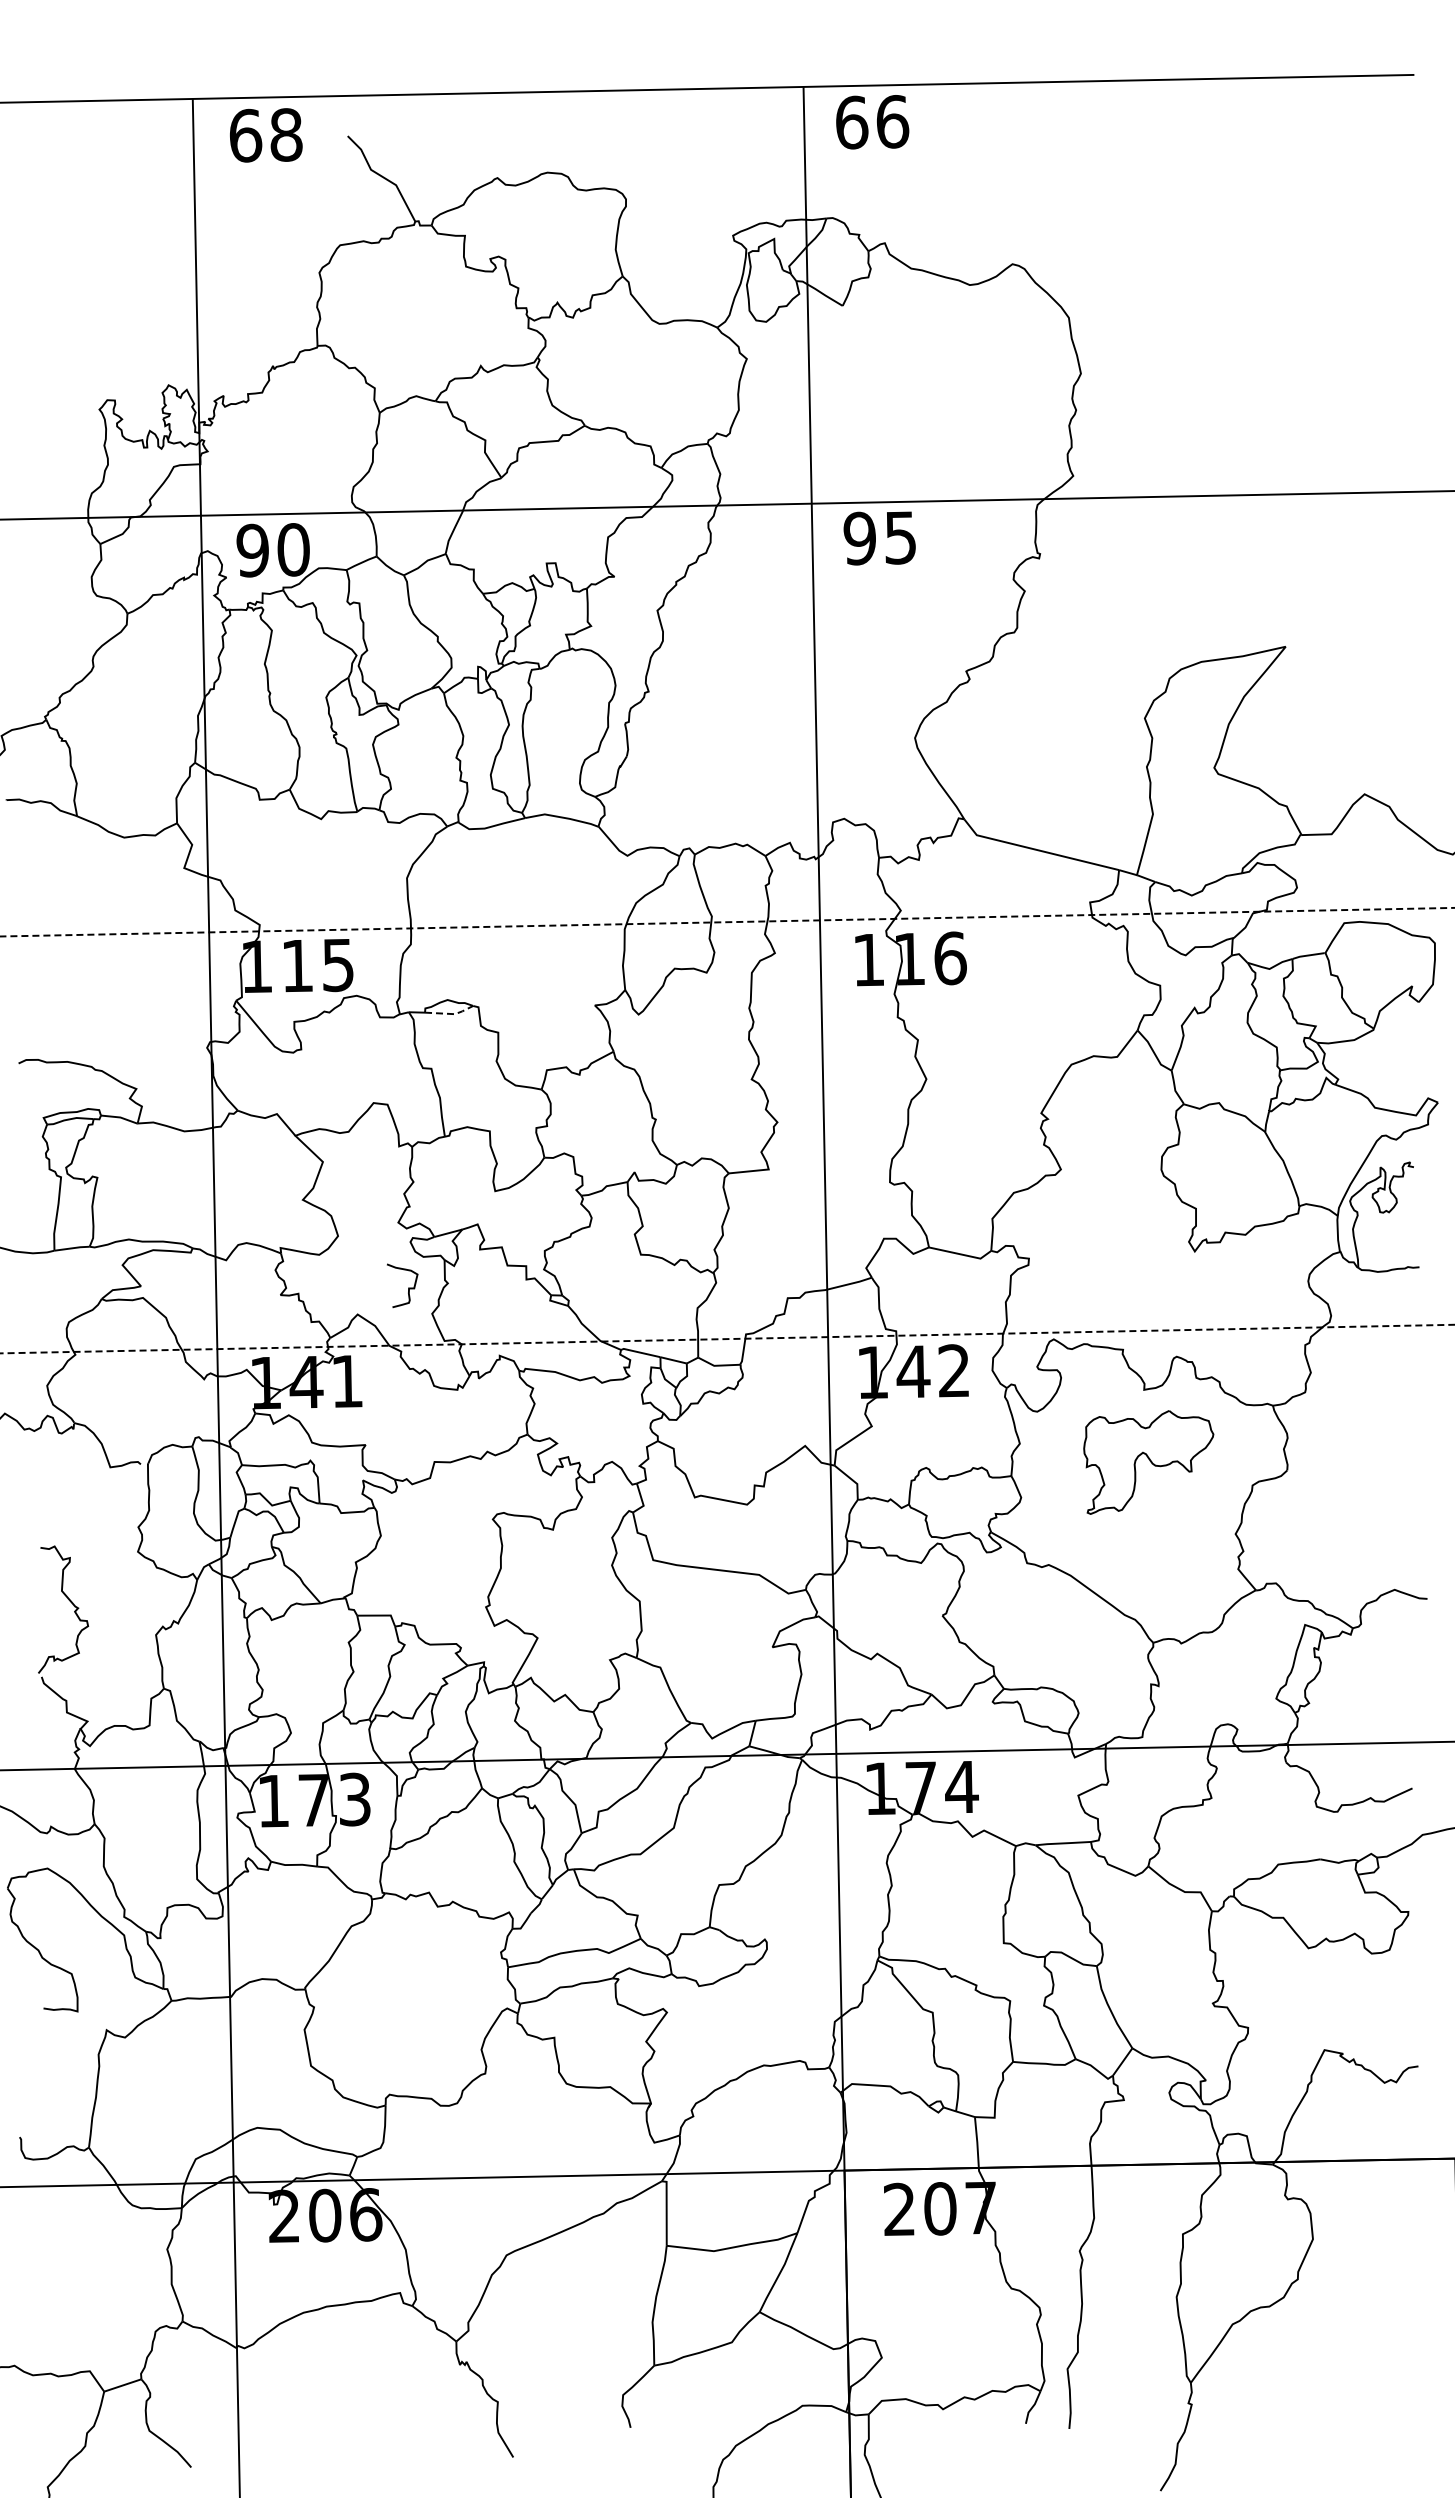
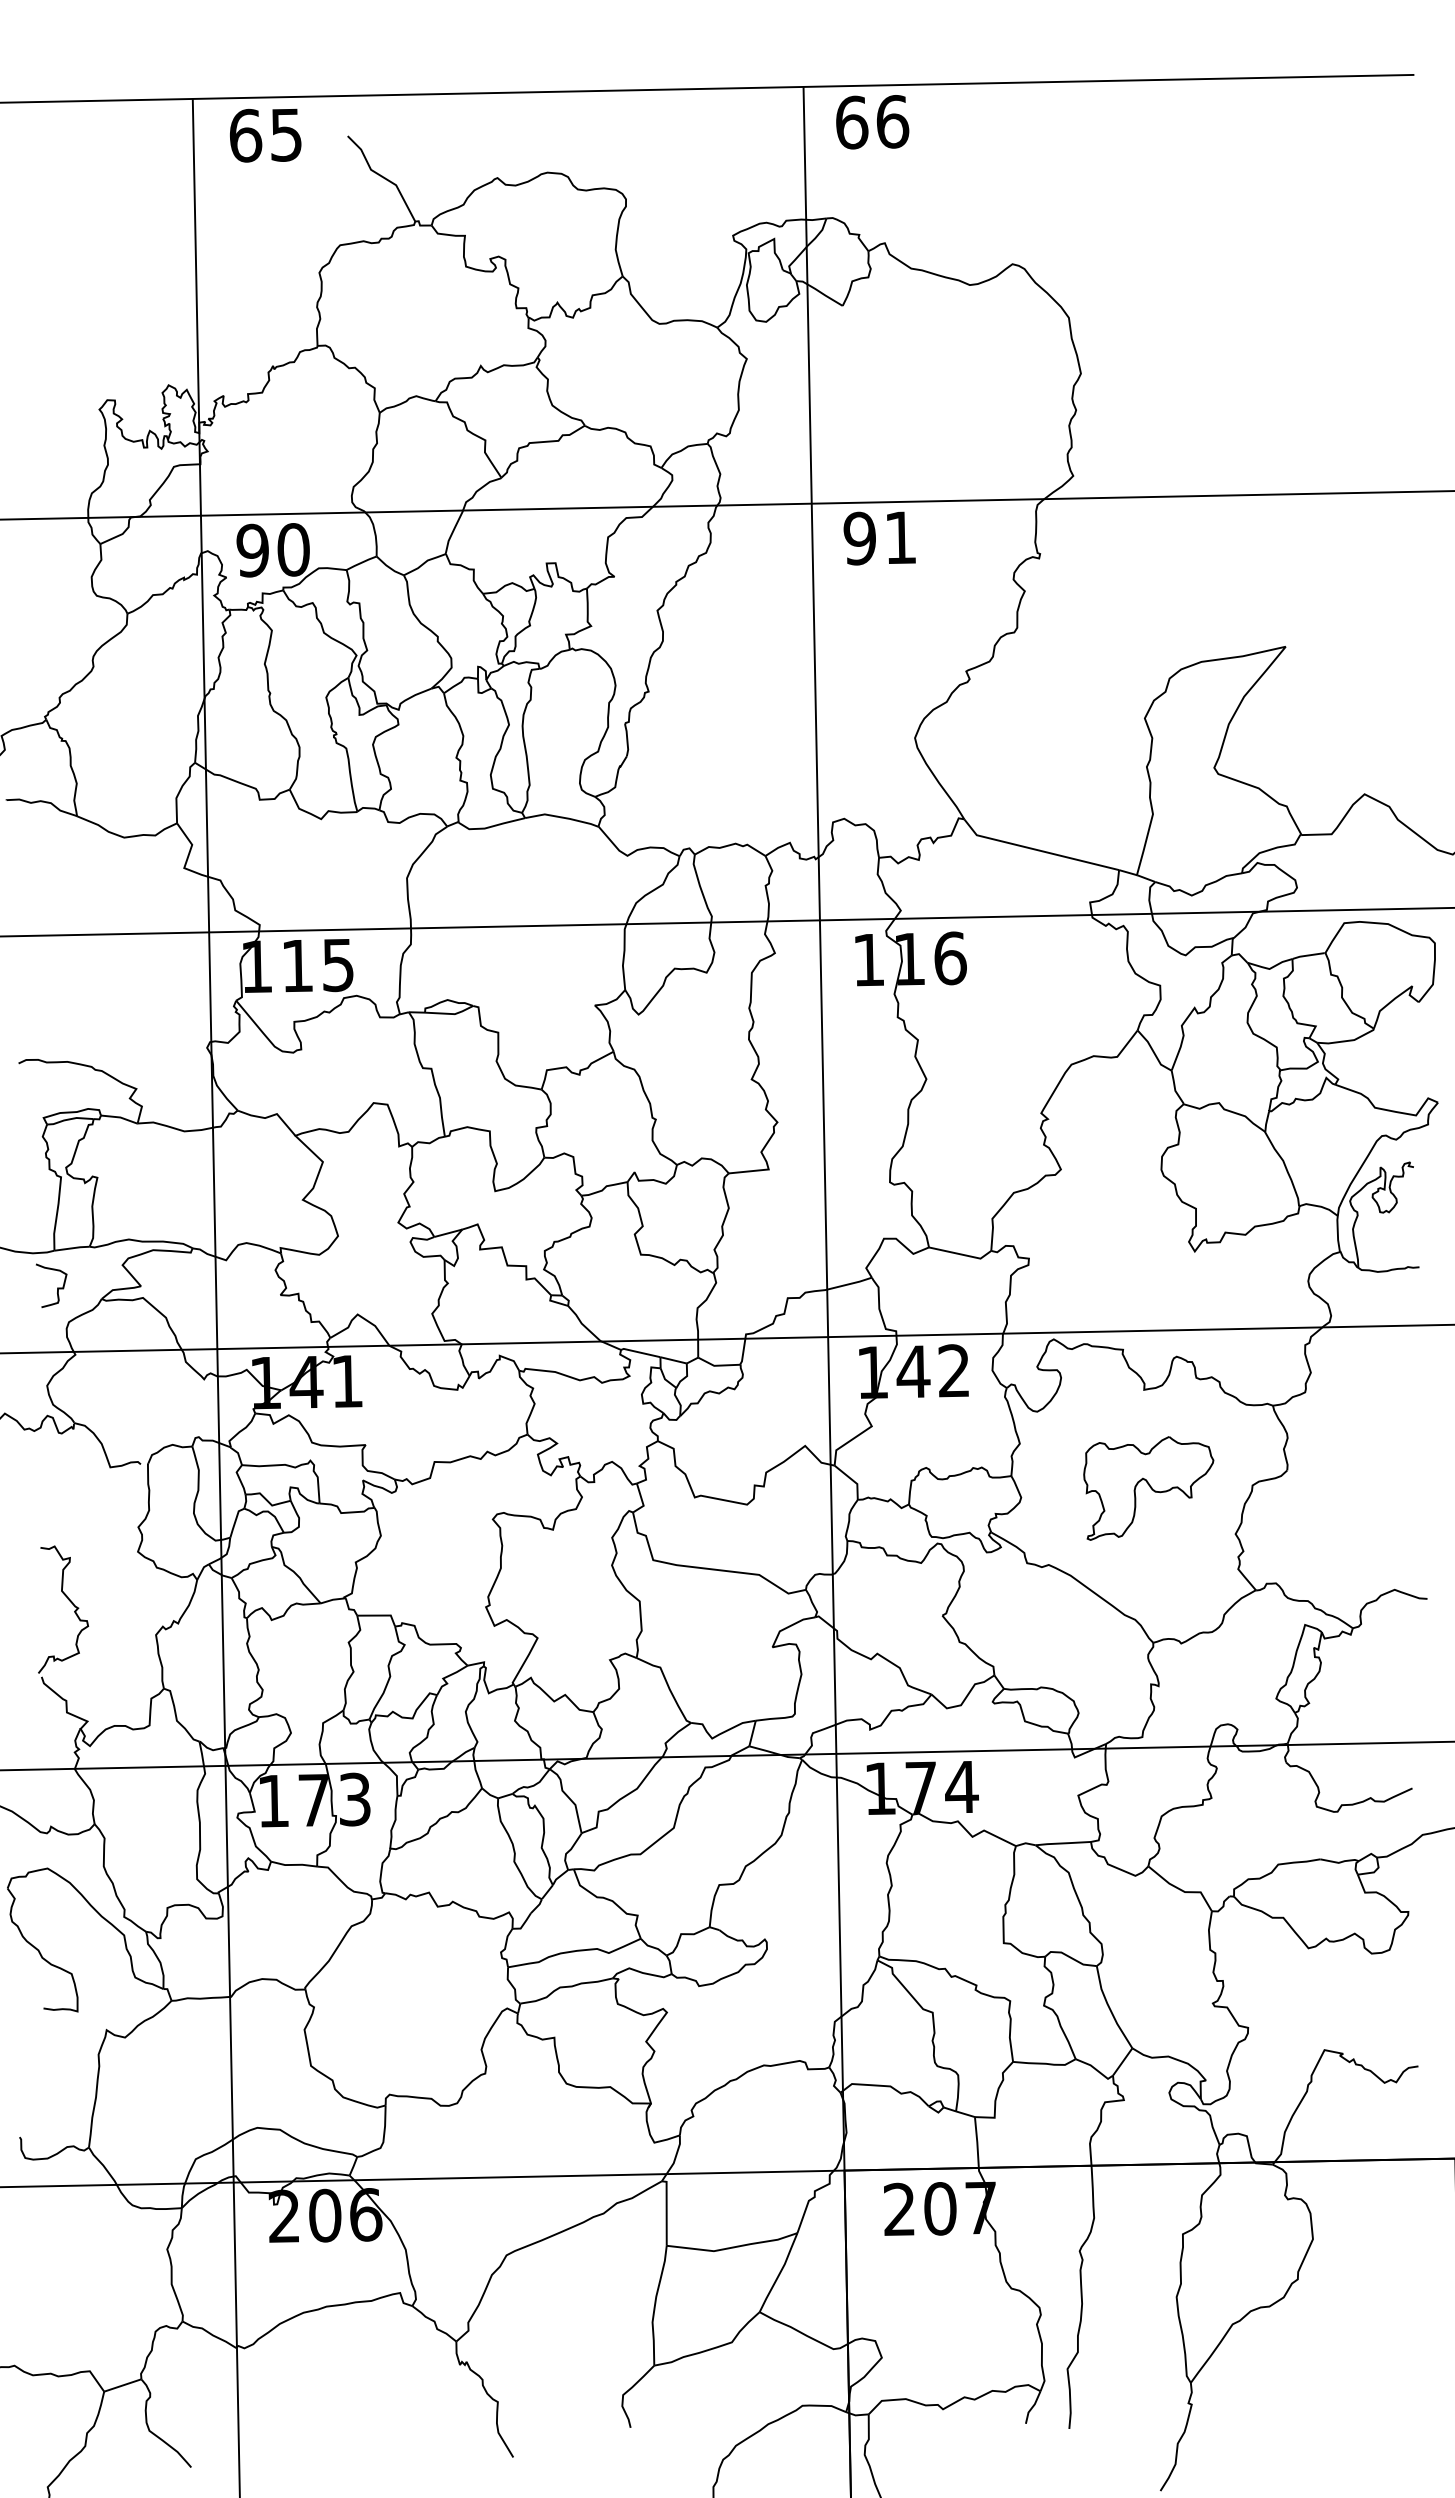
text: 68 -> 65 (286, 134)
text: 95 -> 91 (900, 537)
line: dashed -> solid (727, 922)
line: dashed -> solid (451, 1014)
curve position: (408, 1287) -> (57, 1287) (57, 1287)
line: dashed -> solid (728, 1339)
part position: (1148, 1462) -> (1148, 1488) (1148, 1488)
